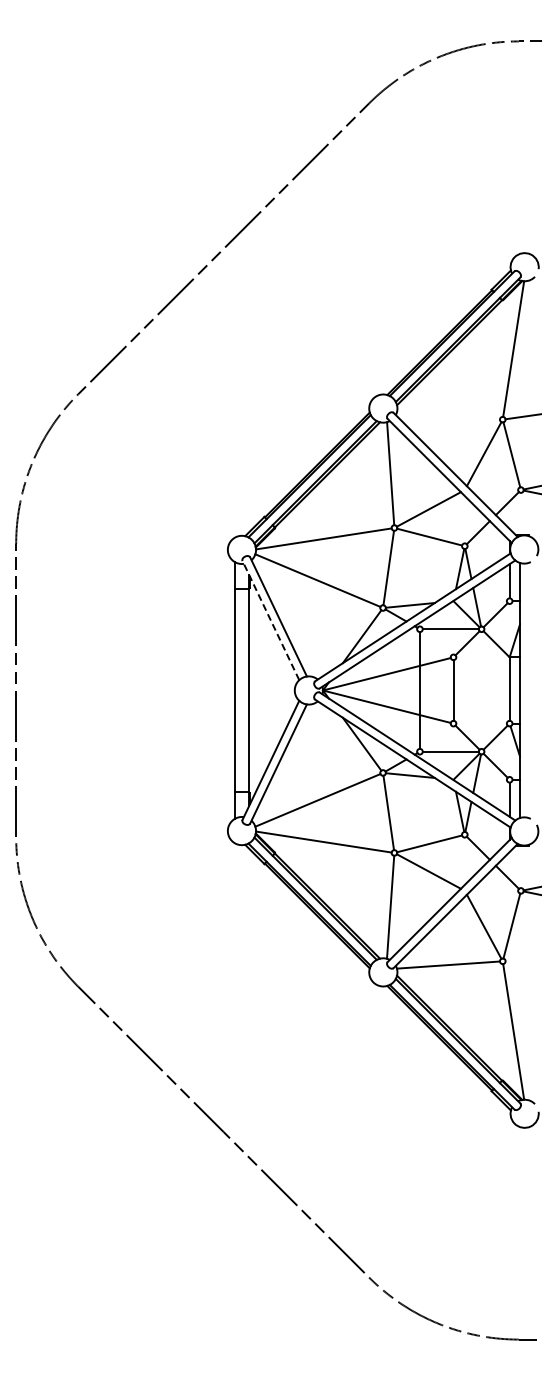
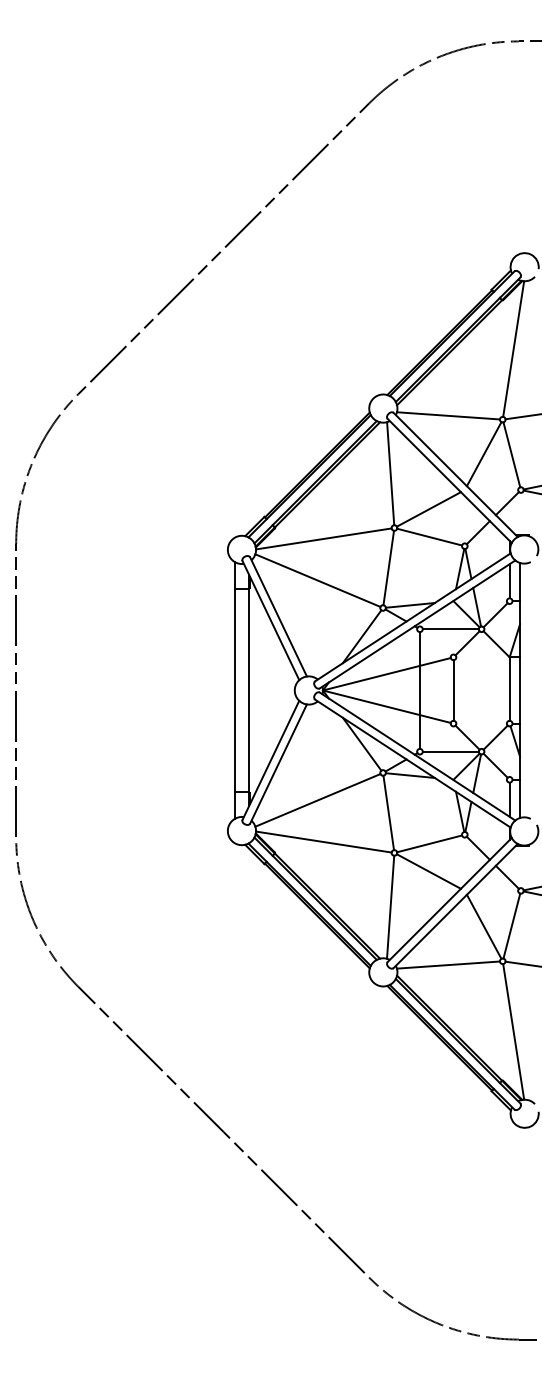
line: none -> present (447, 415)
line: dashed -> solid (270, 620)
line: none -> present (521, 963)
